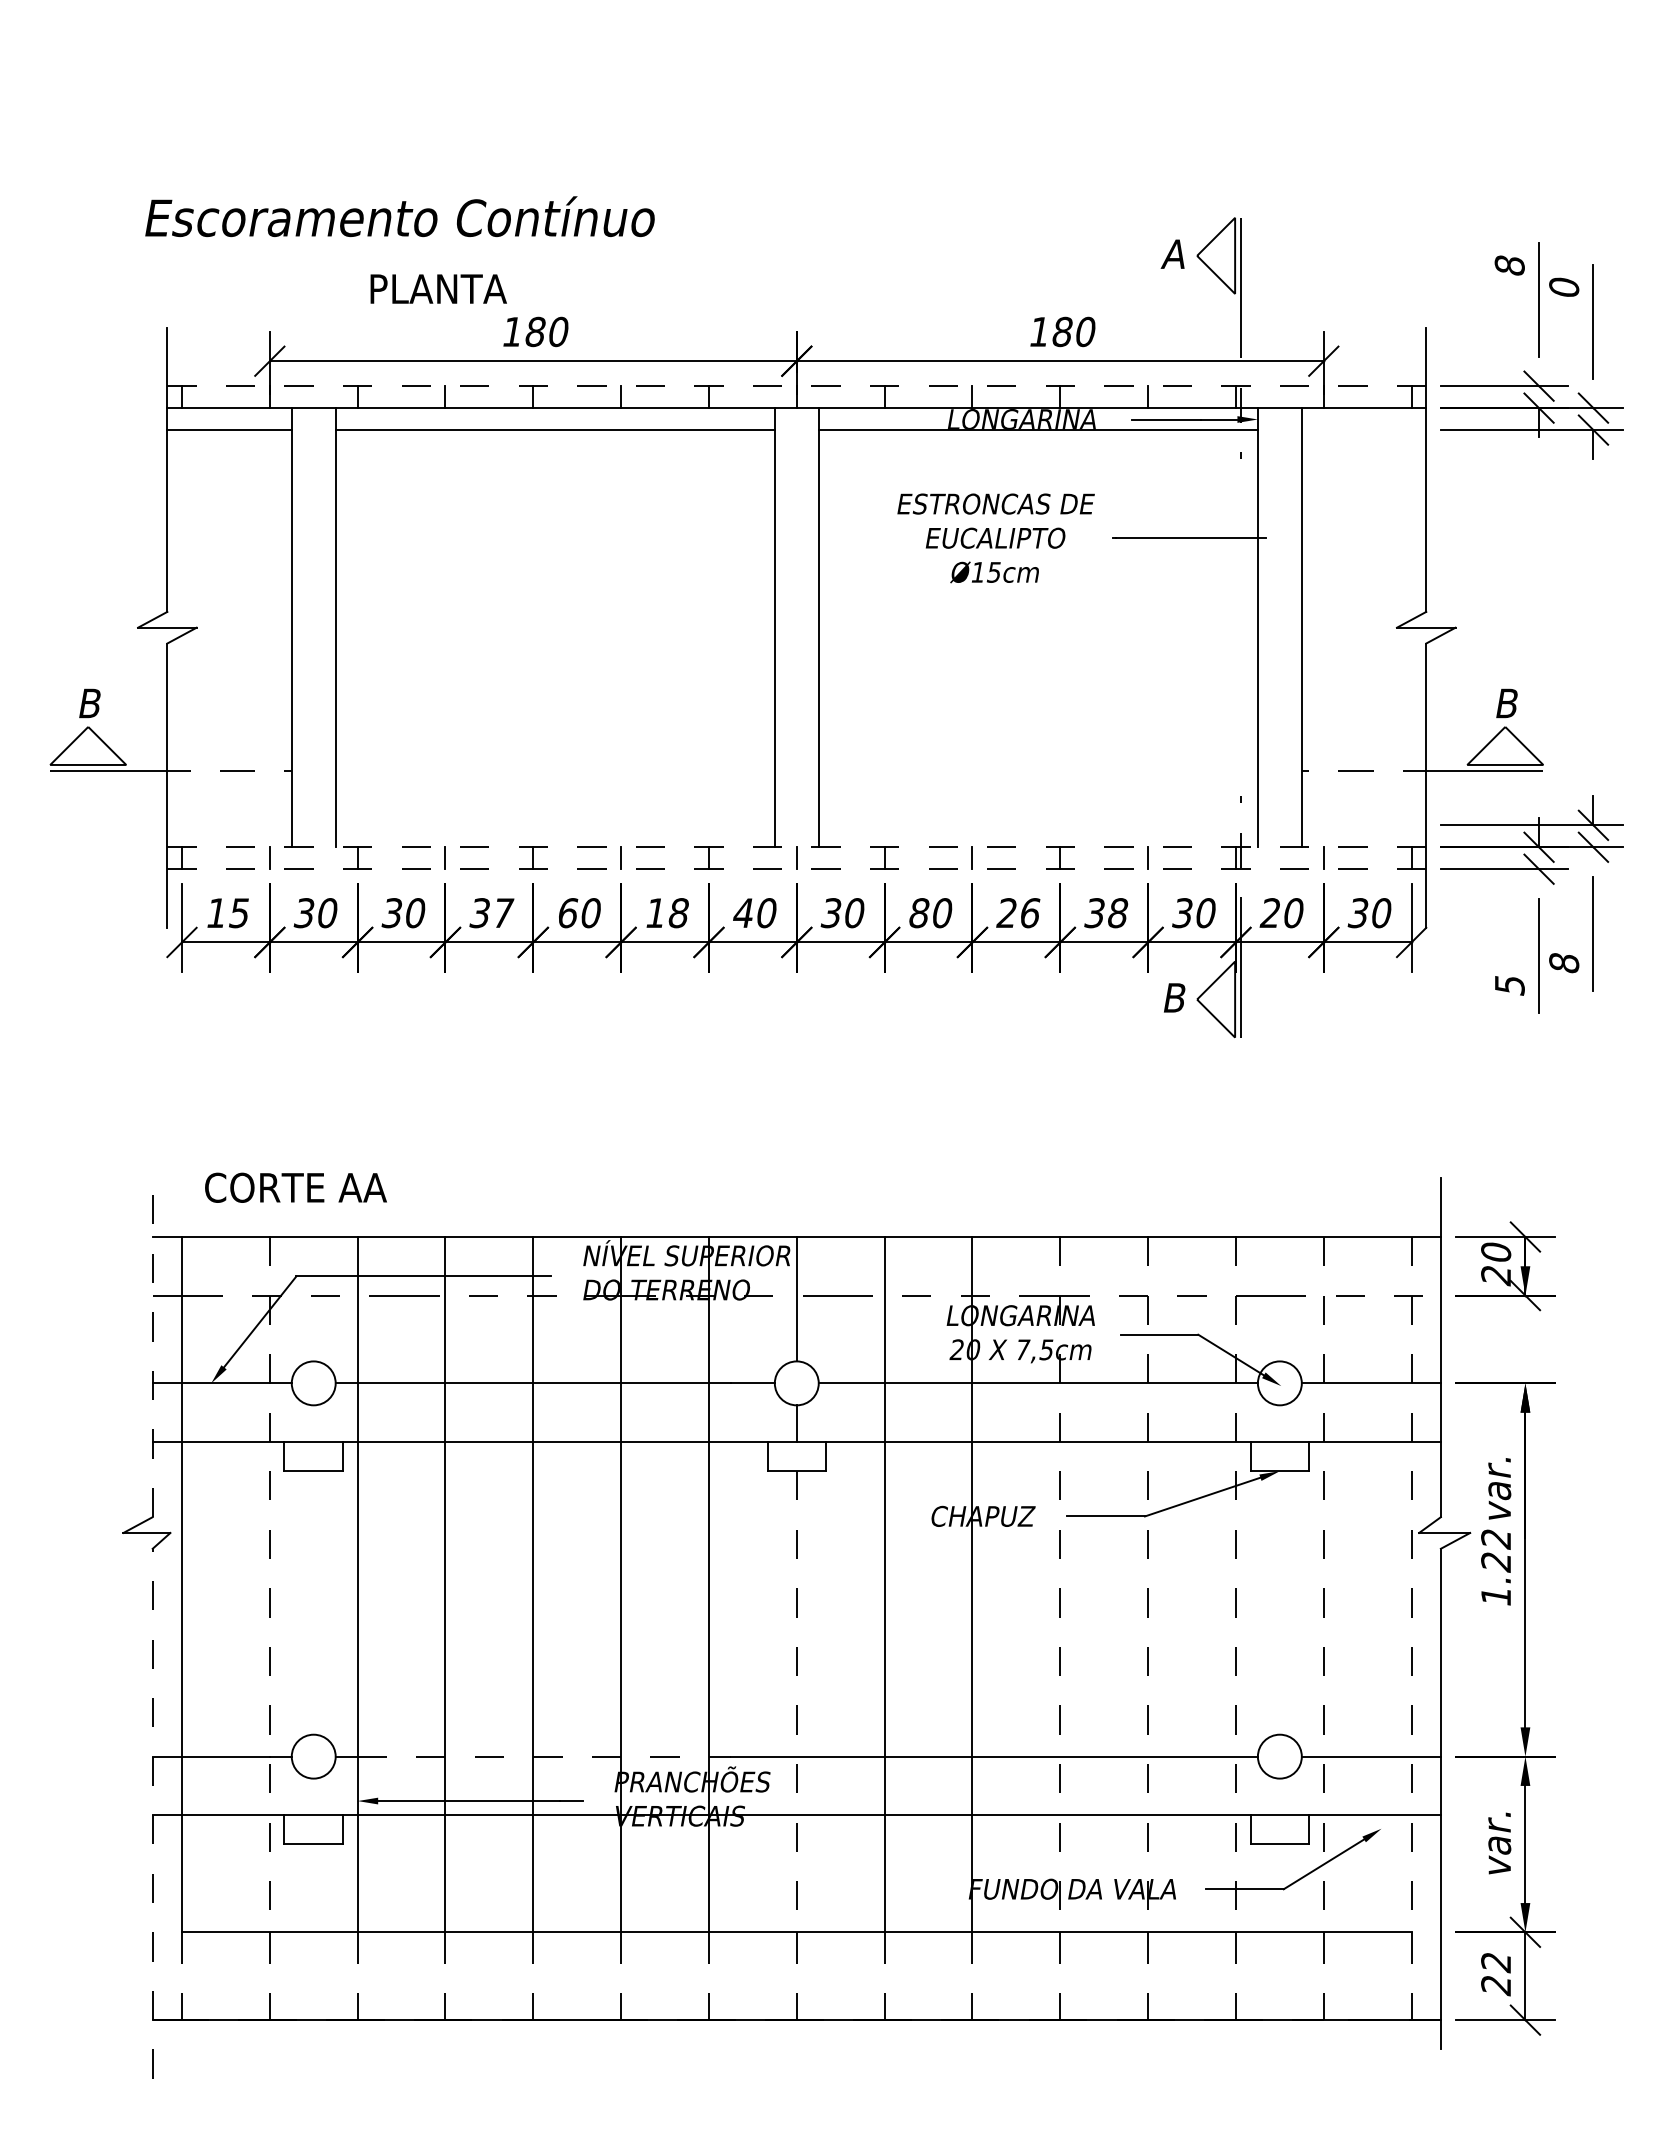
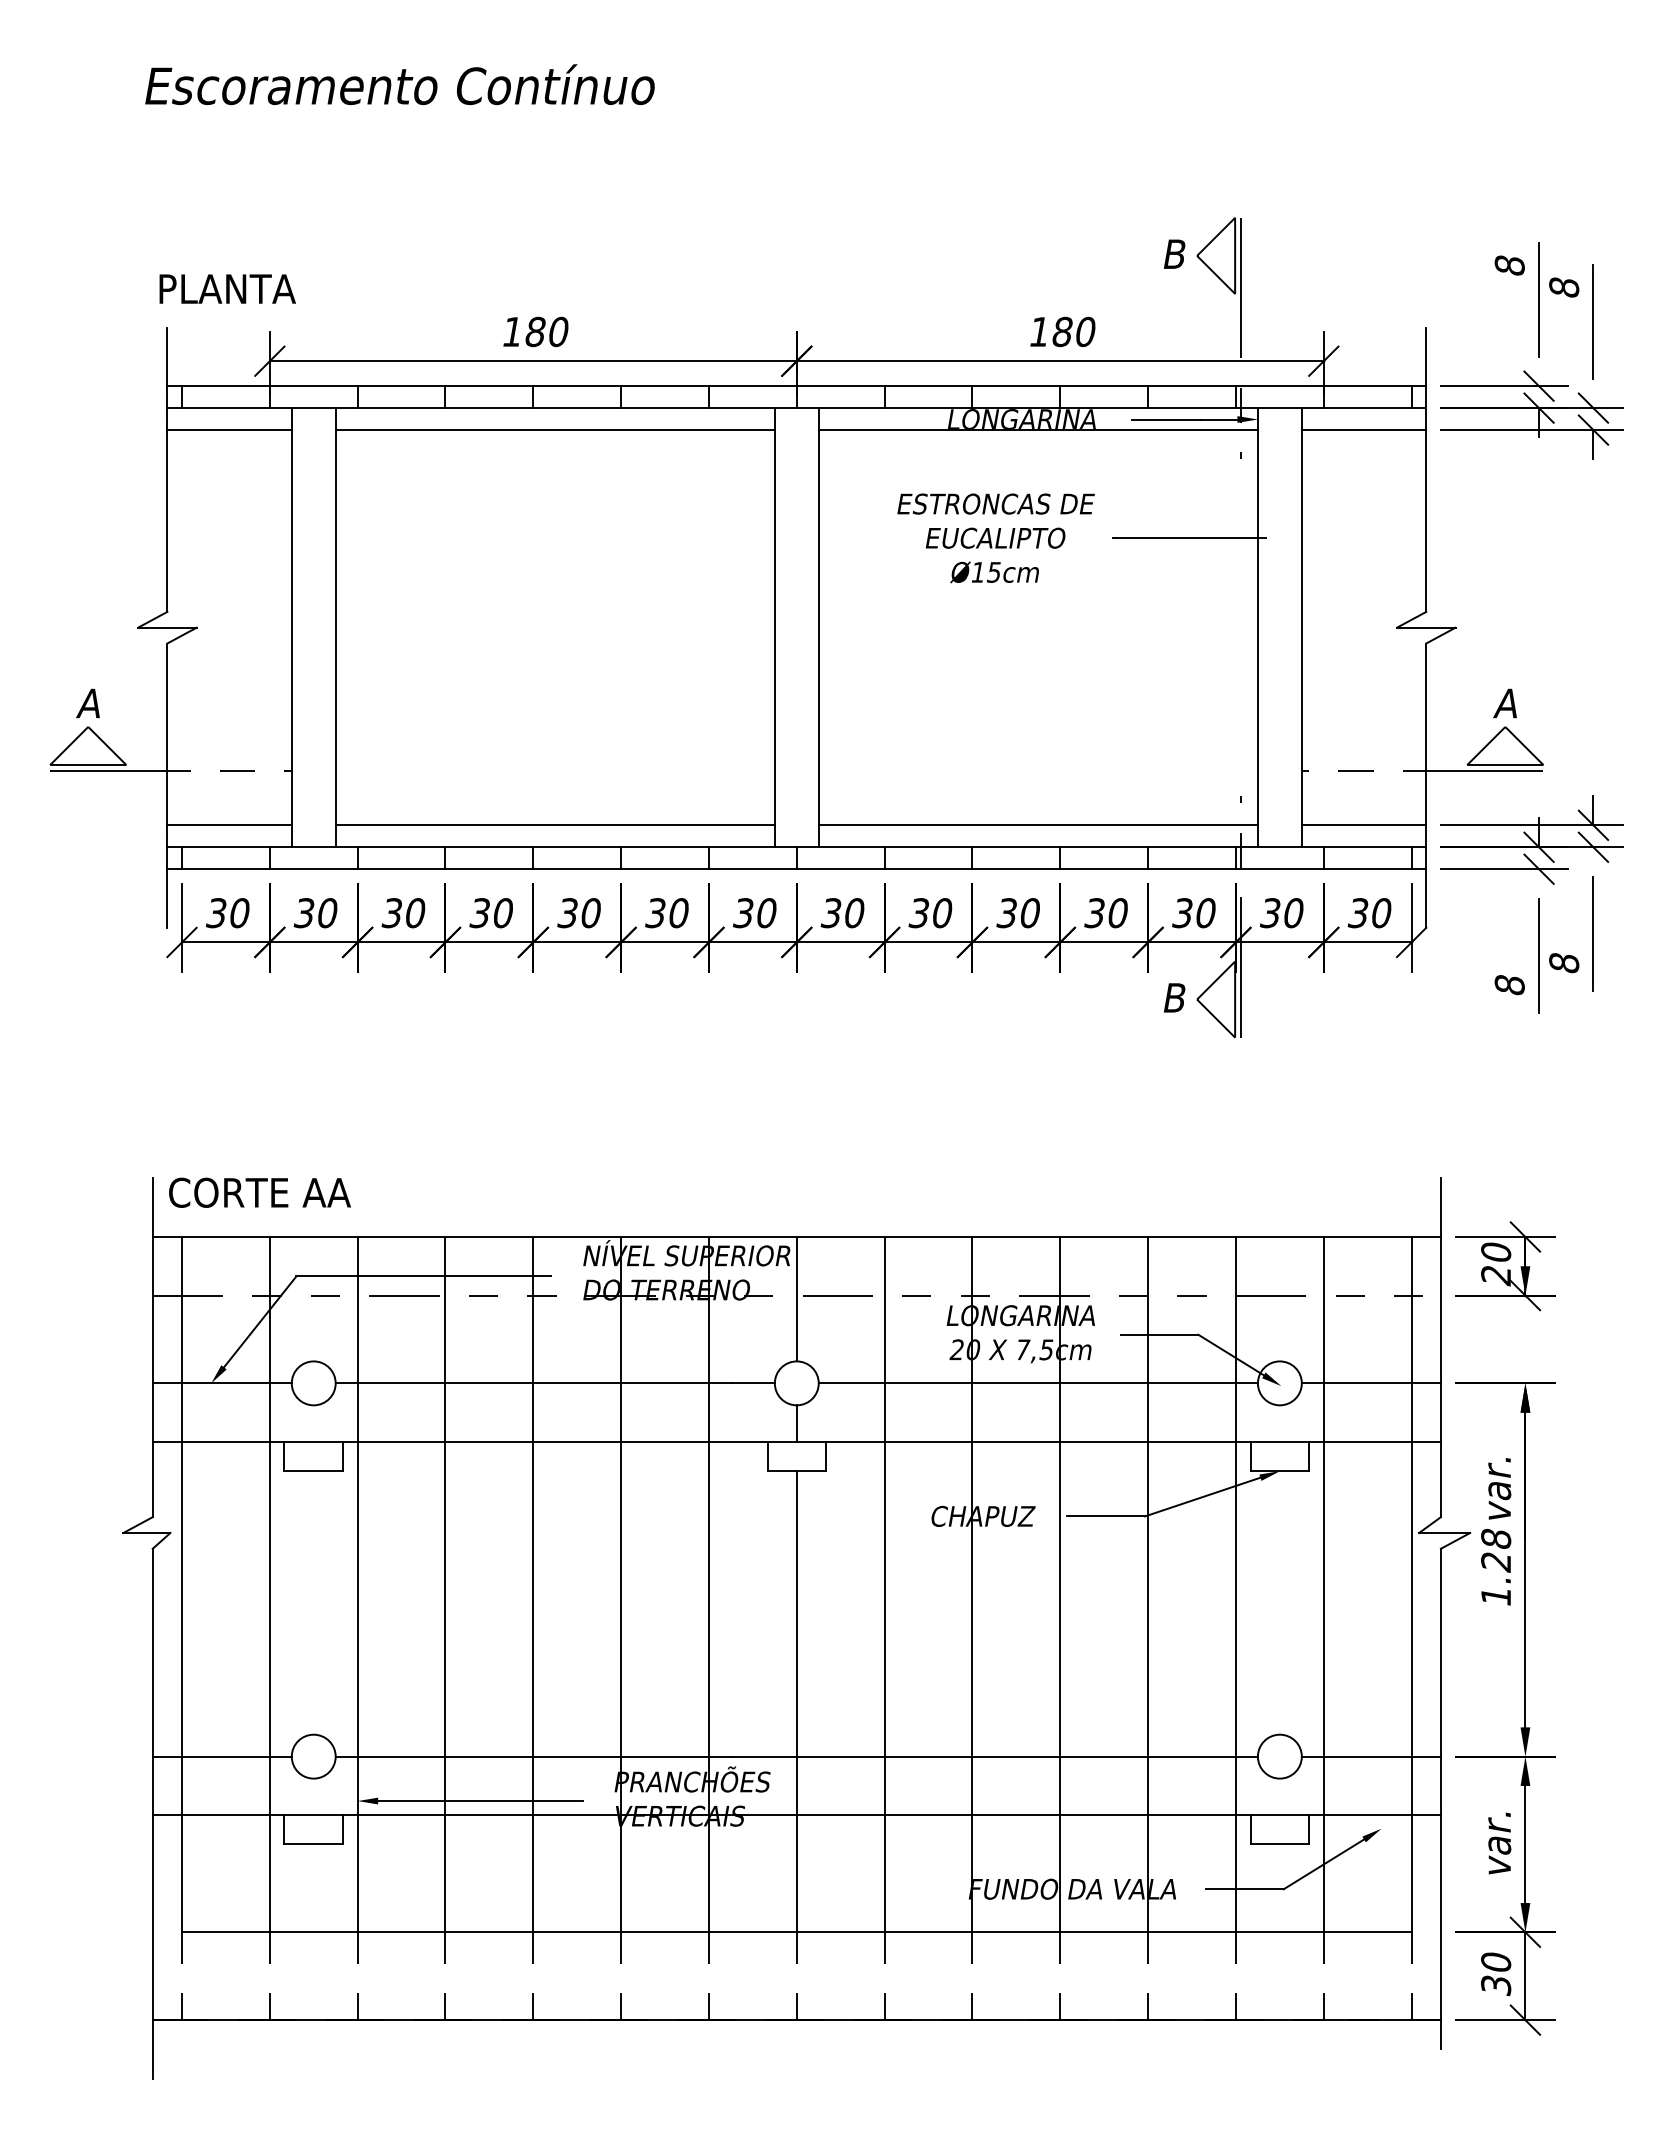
text position: (399, 216) -> (399, 84) (399, 84)
text: A -> B (1172, 253)
text: 0 -> 8 (1563, 287)
text position: (438, 288) -> (227, 288) (227, 288)
line: dashed -> solid (797, 386)
line: none -> present (1363, 430)
text: B -> A (88, 703)
text: B -> A (1505, 703)
line: none -> present (229, 825)
line: none -> present (554, 825)
line: none -> present (1037, 825)
line: none -> present (1363, 825)
line: dashed -> solid (797, 847)
line: dashed -> solid (797, 869)
text: 15 -> 30 (227, 913)
text: 37 -> 30 (504, 913)
text: 60 -> 30 (567, 913)
text: 18 -> 30 (666, 913)
text: 40 -> 30 (743, 913)
text: 80 -> 30 (918, 913)
text: 26 -> 30 (1018, 913)
text: 38 -> 30 (1118, 913)
text: 20 -> 30 (1269, 913)
text: 5 -> 8 (1509, 985)
text position: (295, 1187) -> (259, 1192) (259, 1192)
line: dashed -> solid (152, 1347)
text: 1.22 -> 1.28 (1496, 1538)
line: dashed -> solid (269, 1584)
line: dashed -> solid (1060, 1584)
line: dashed -> solid (1148, 1584)
line: dashed -> solid (1235, 1584)
line: dashed -> solid (1323, 1584)
line: dashed -> solid (1411, 1584)
line: dashed -> solid (796, 1701)
line: dashed -> solid (544, 1756)
line: dashed -> solid (152, 1813)
text: 22 -> 30 (1496, 1974)
